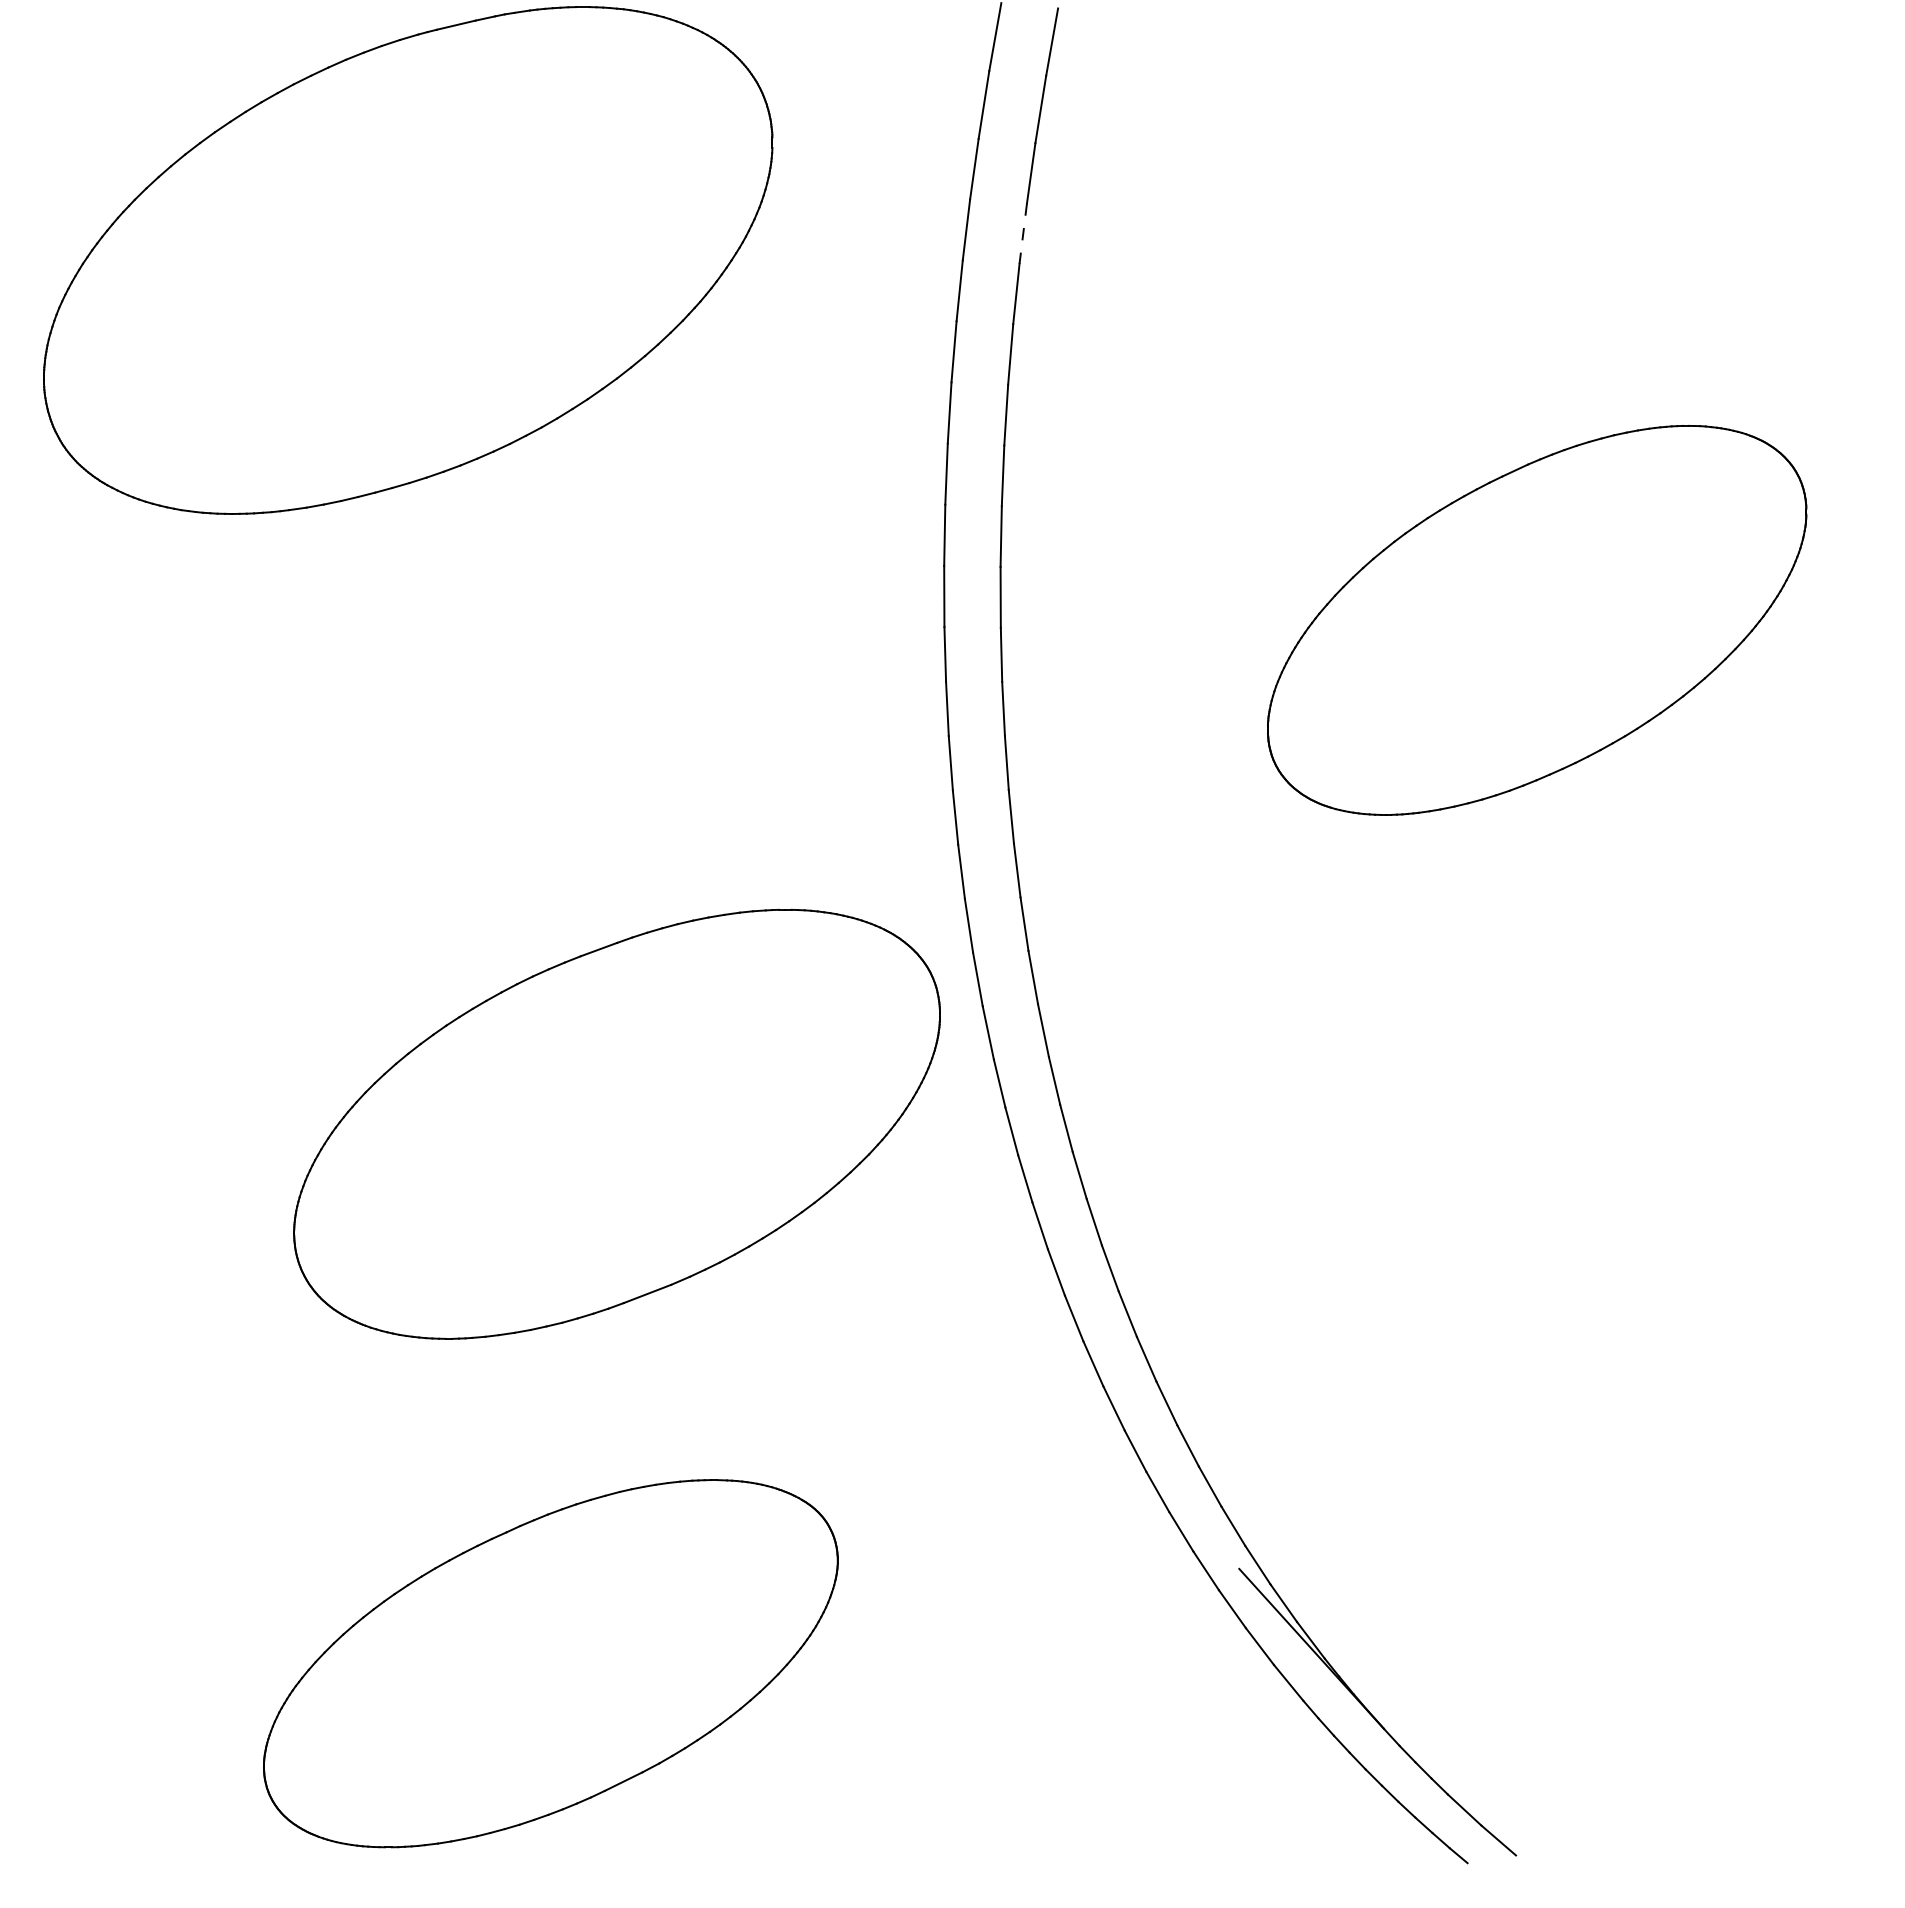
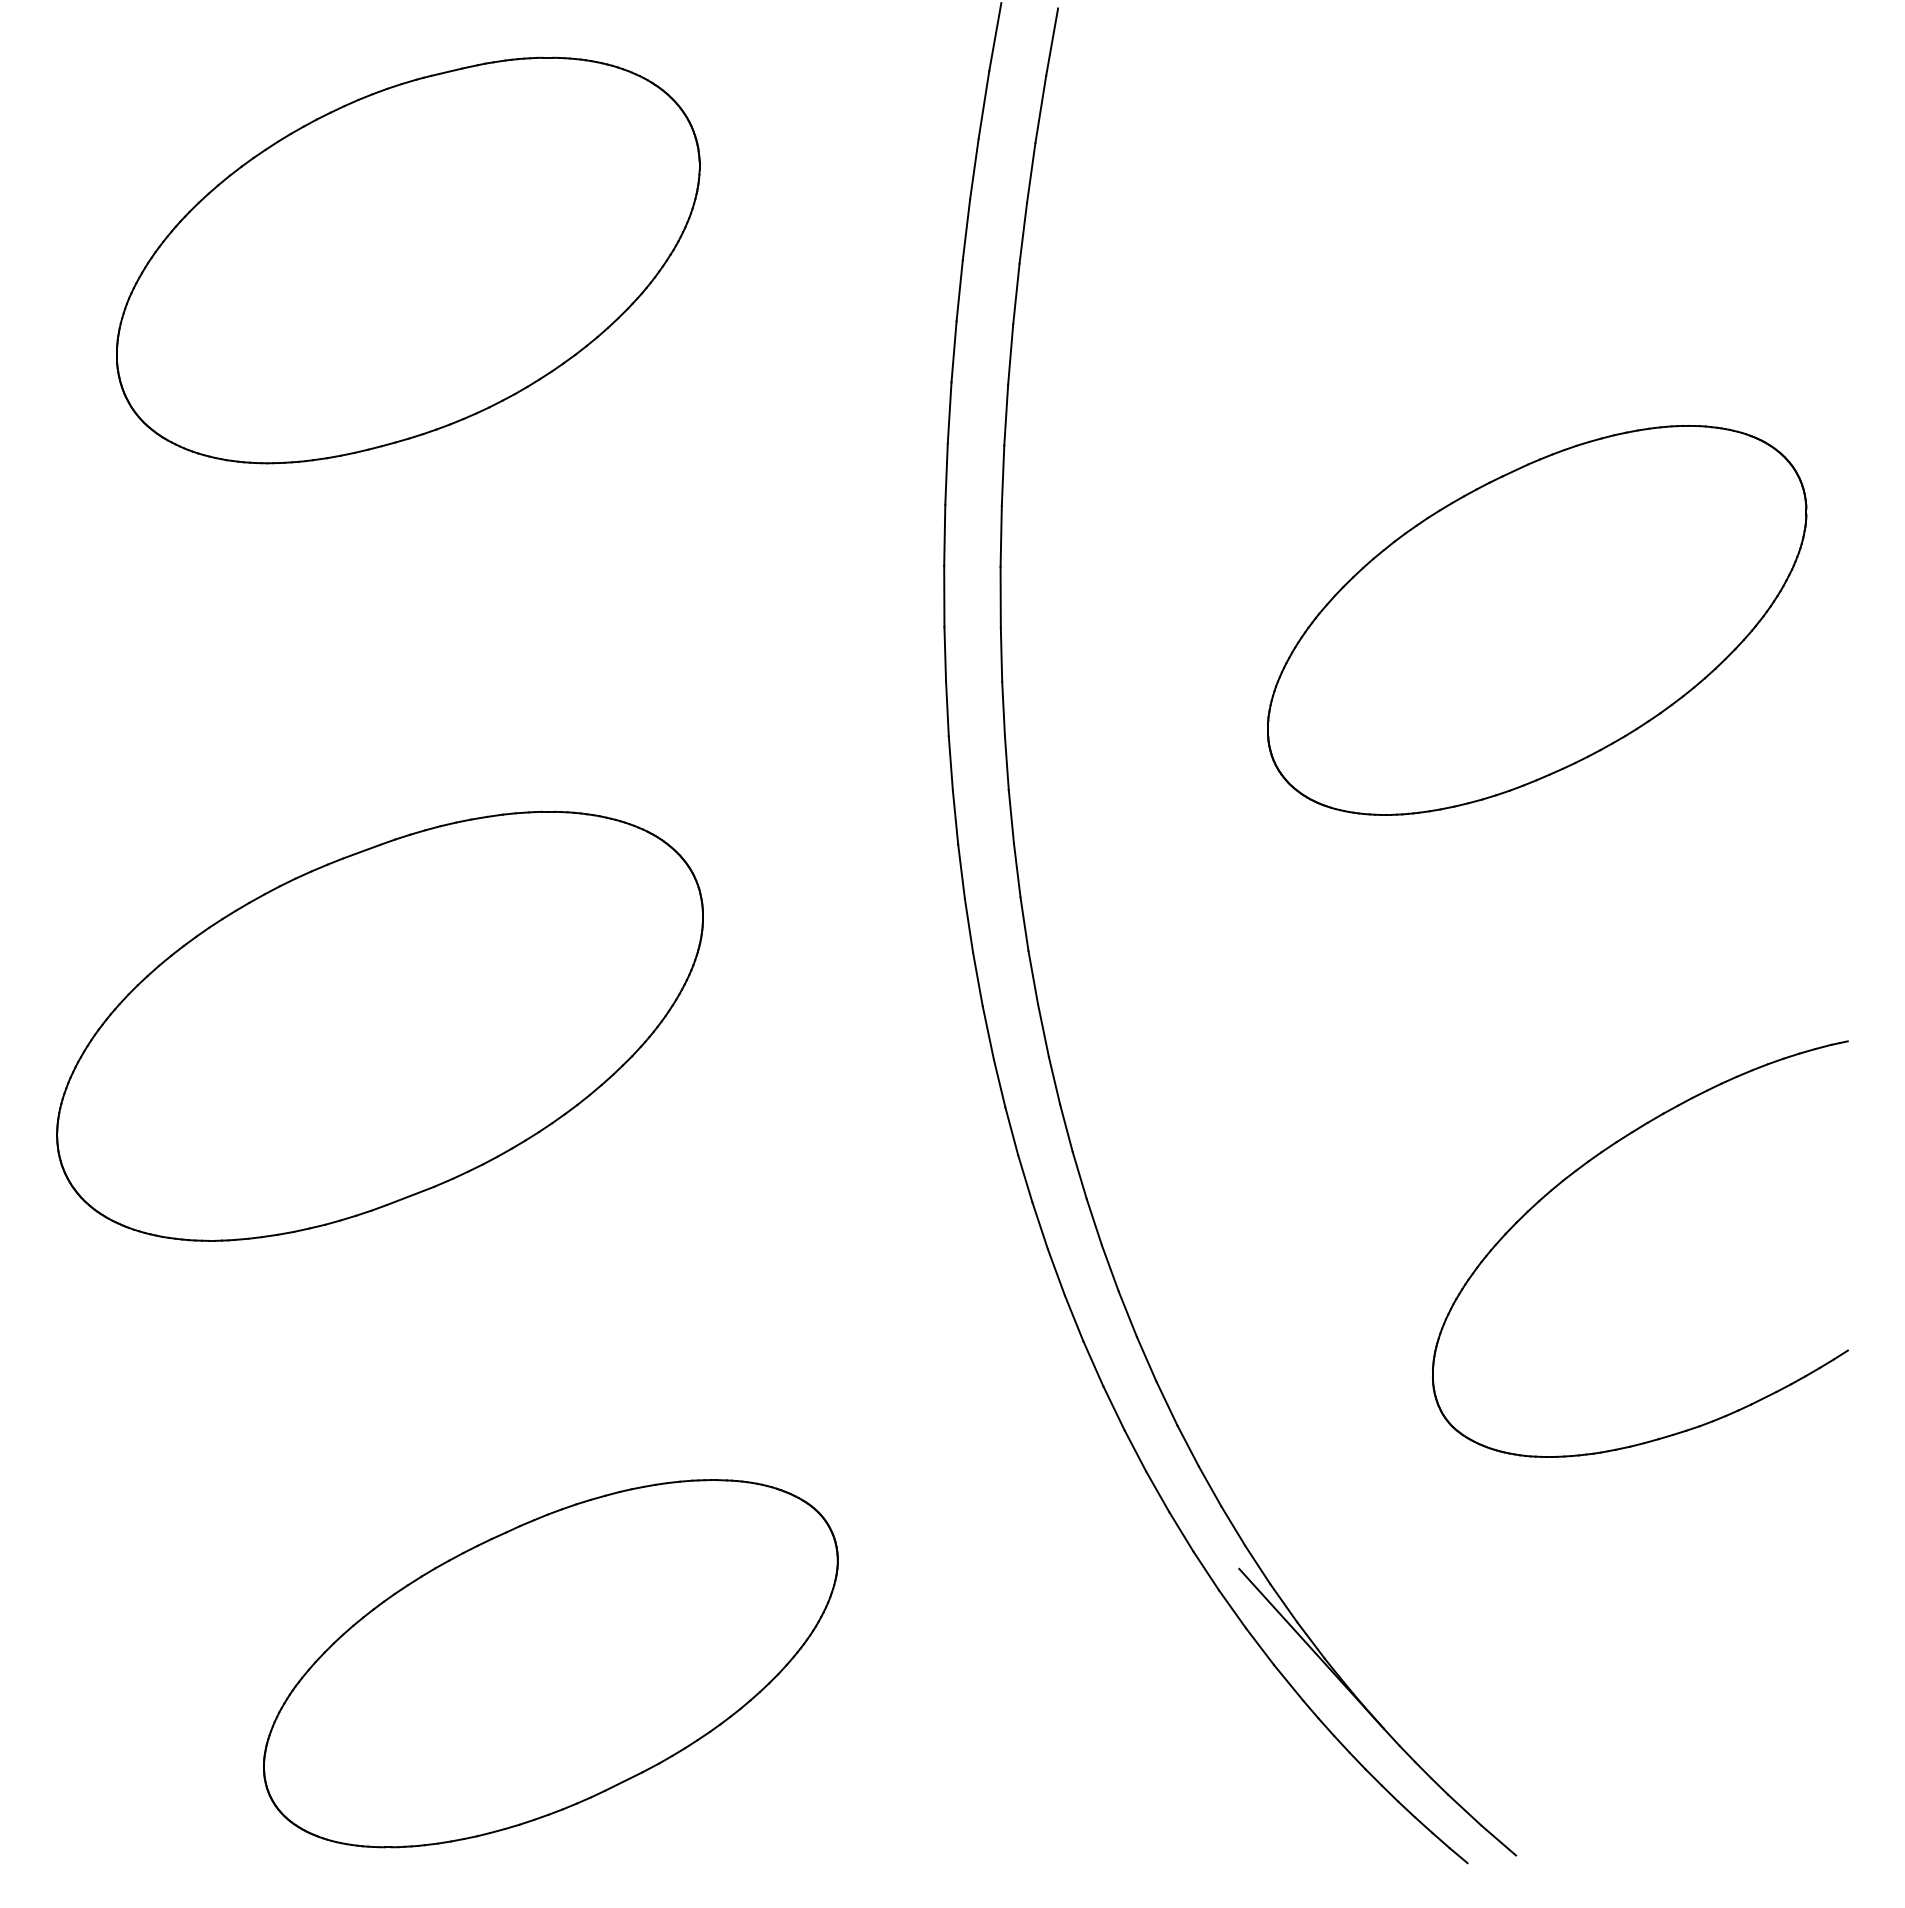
line: dashed -> solid (1023, 234)
part size: 731x509 px -> 585x409 px (408, 260)
part position: (616, 1123) -> (379, 1025) (379, 1025)
part: none -> present (1582, 1167)
